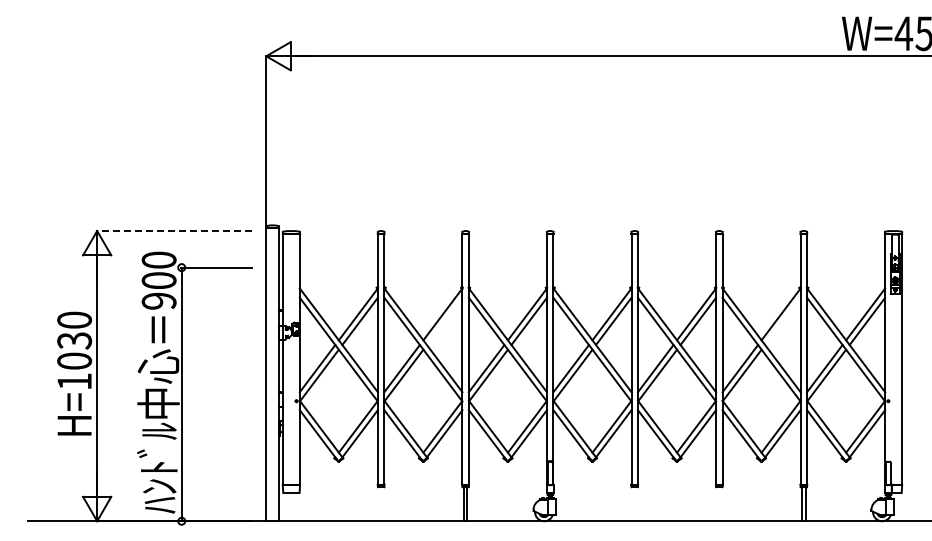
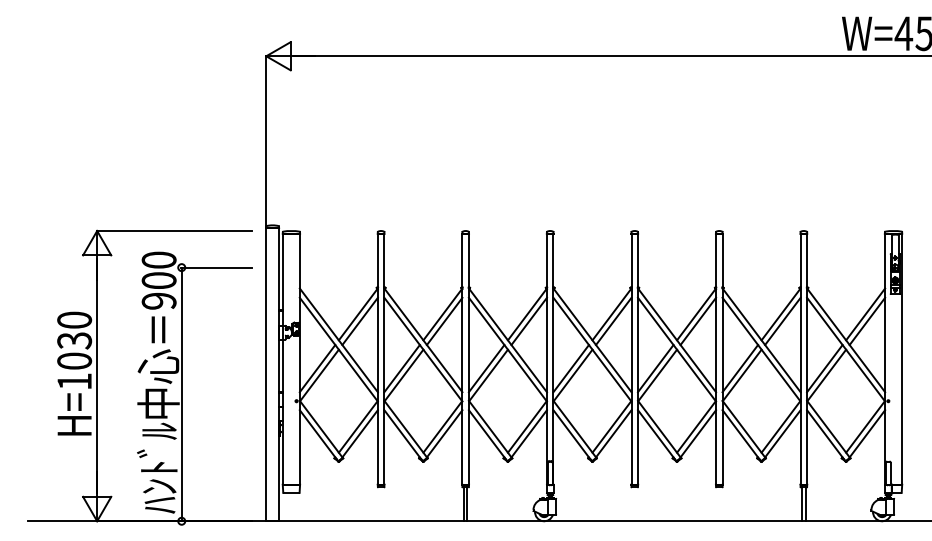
line: dashed -> solid (173, 230)
line: none -> present (444, 321)
line: none -> present (782, 321)
